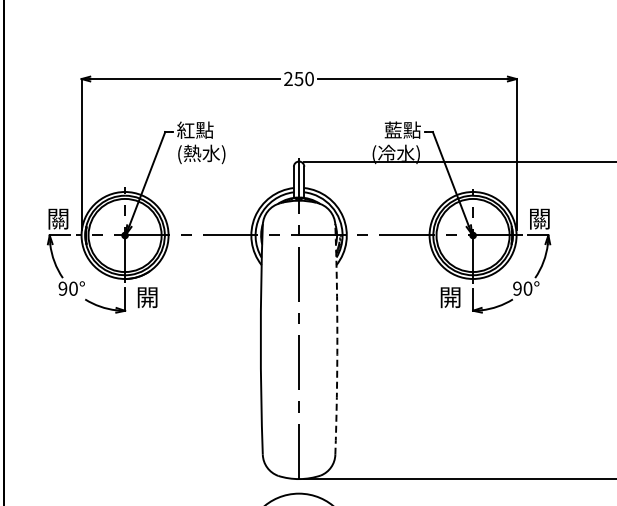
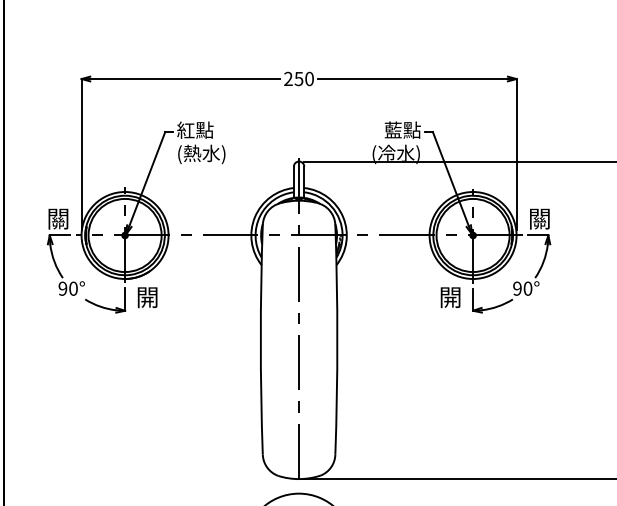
arc: dashed -> solid (337, 339)
